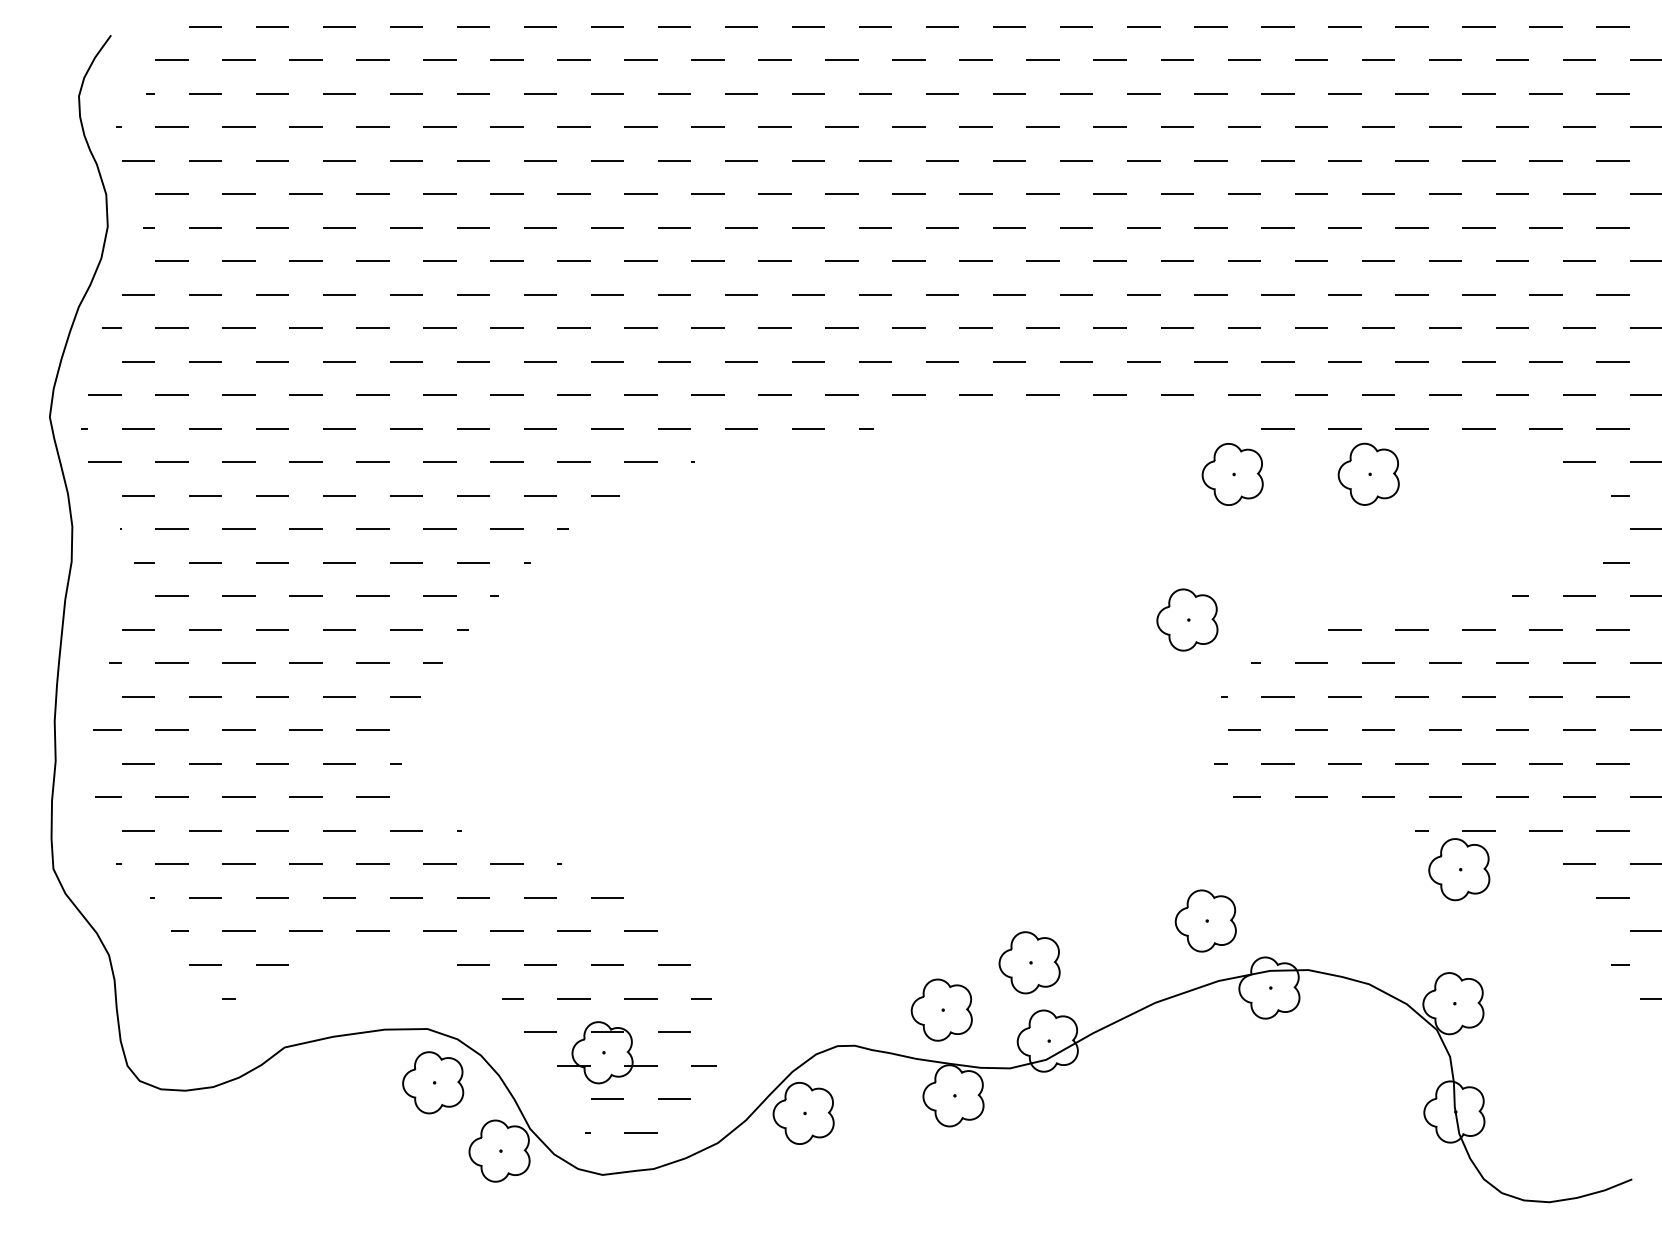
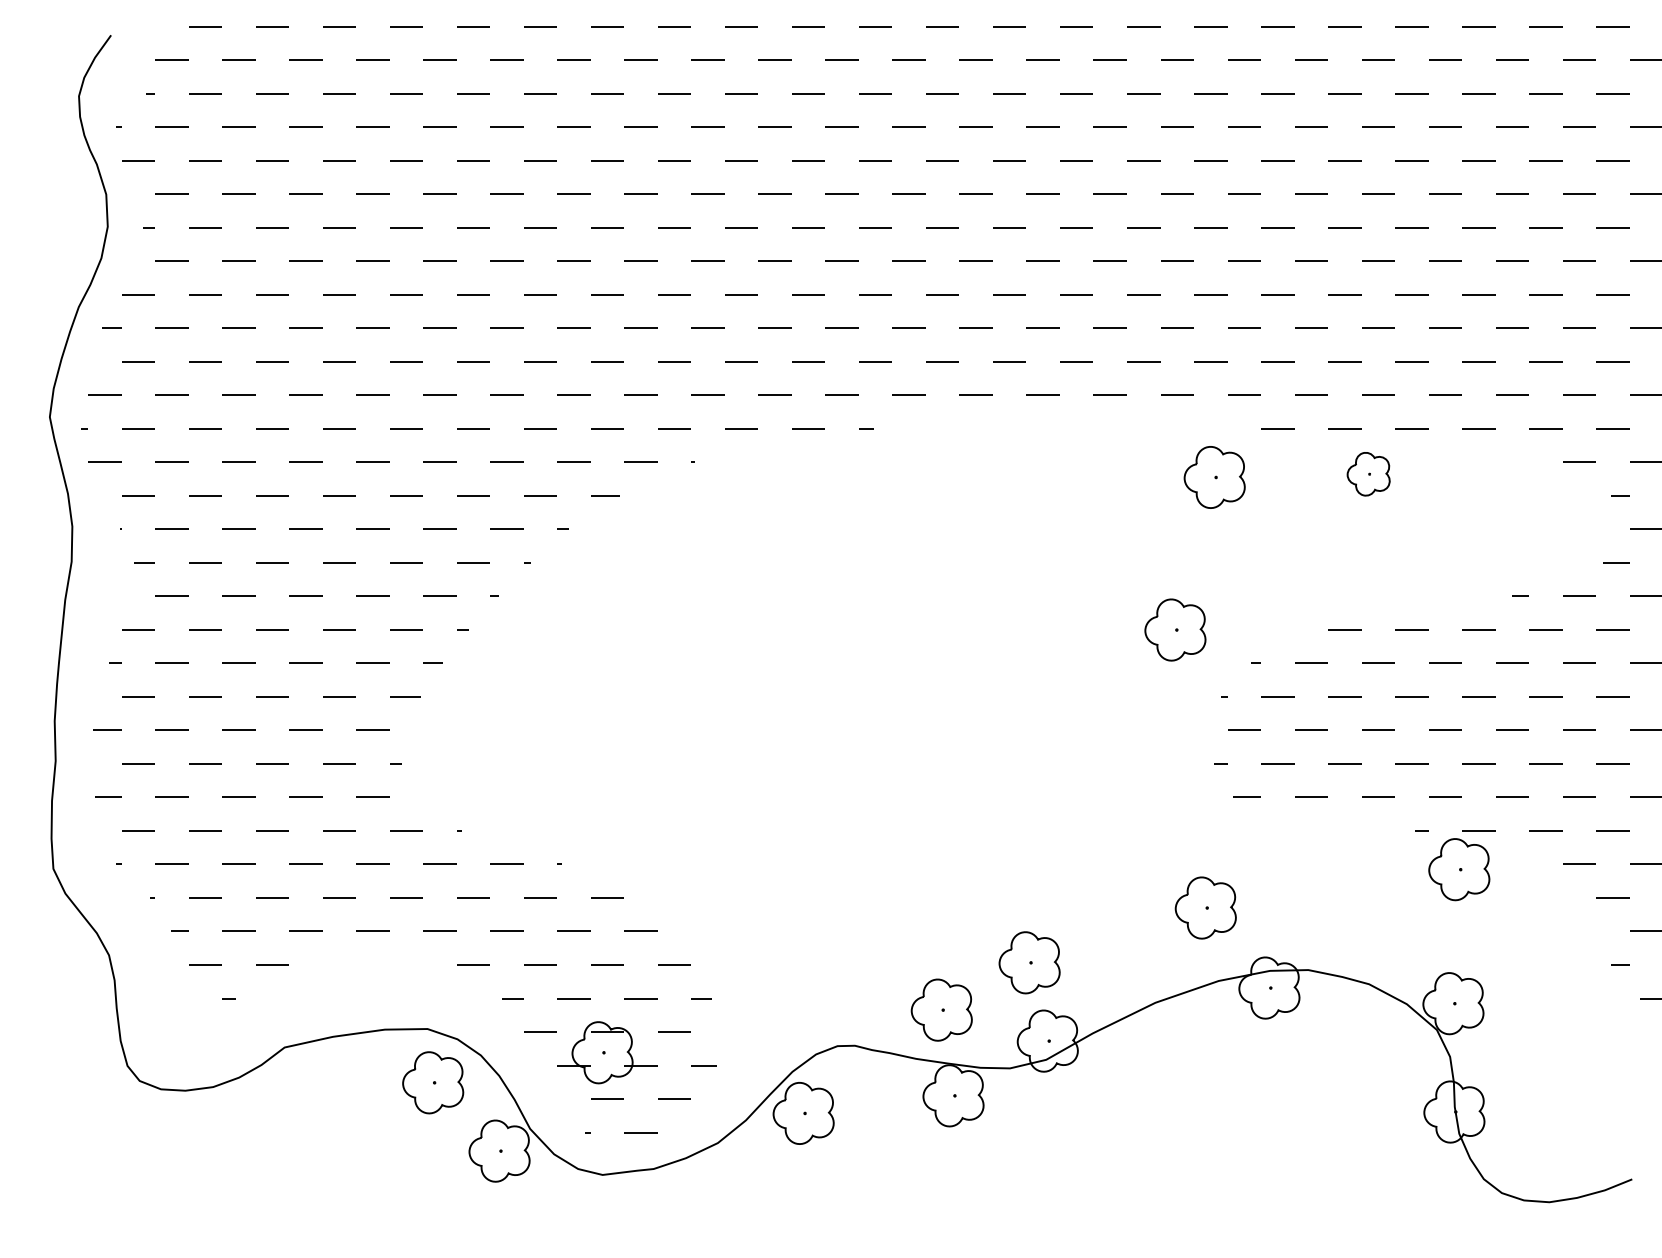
part size: 63x64 px -> 45x45 px (1368, 474)
part position: (1232, 474) -> (1214, 477) (1214, 477)
part position: (1187, 619) -> (1175, 629) (1175, 629)
part position: (1205, 920) -> (1205, 907) (1205, 907)
